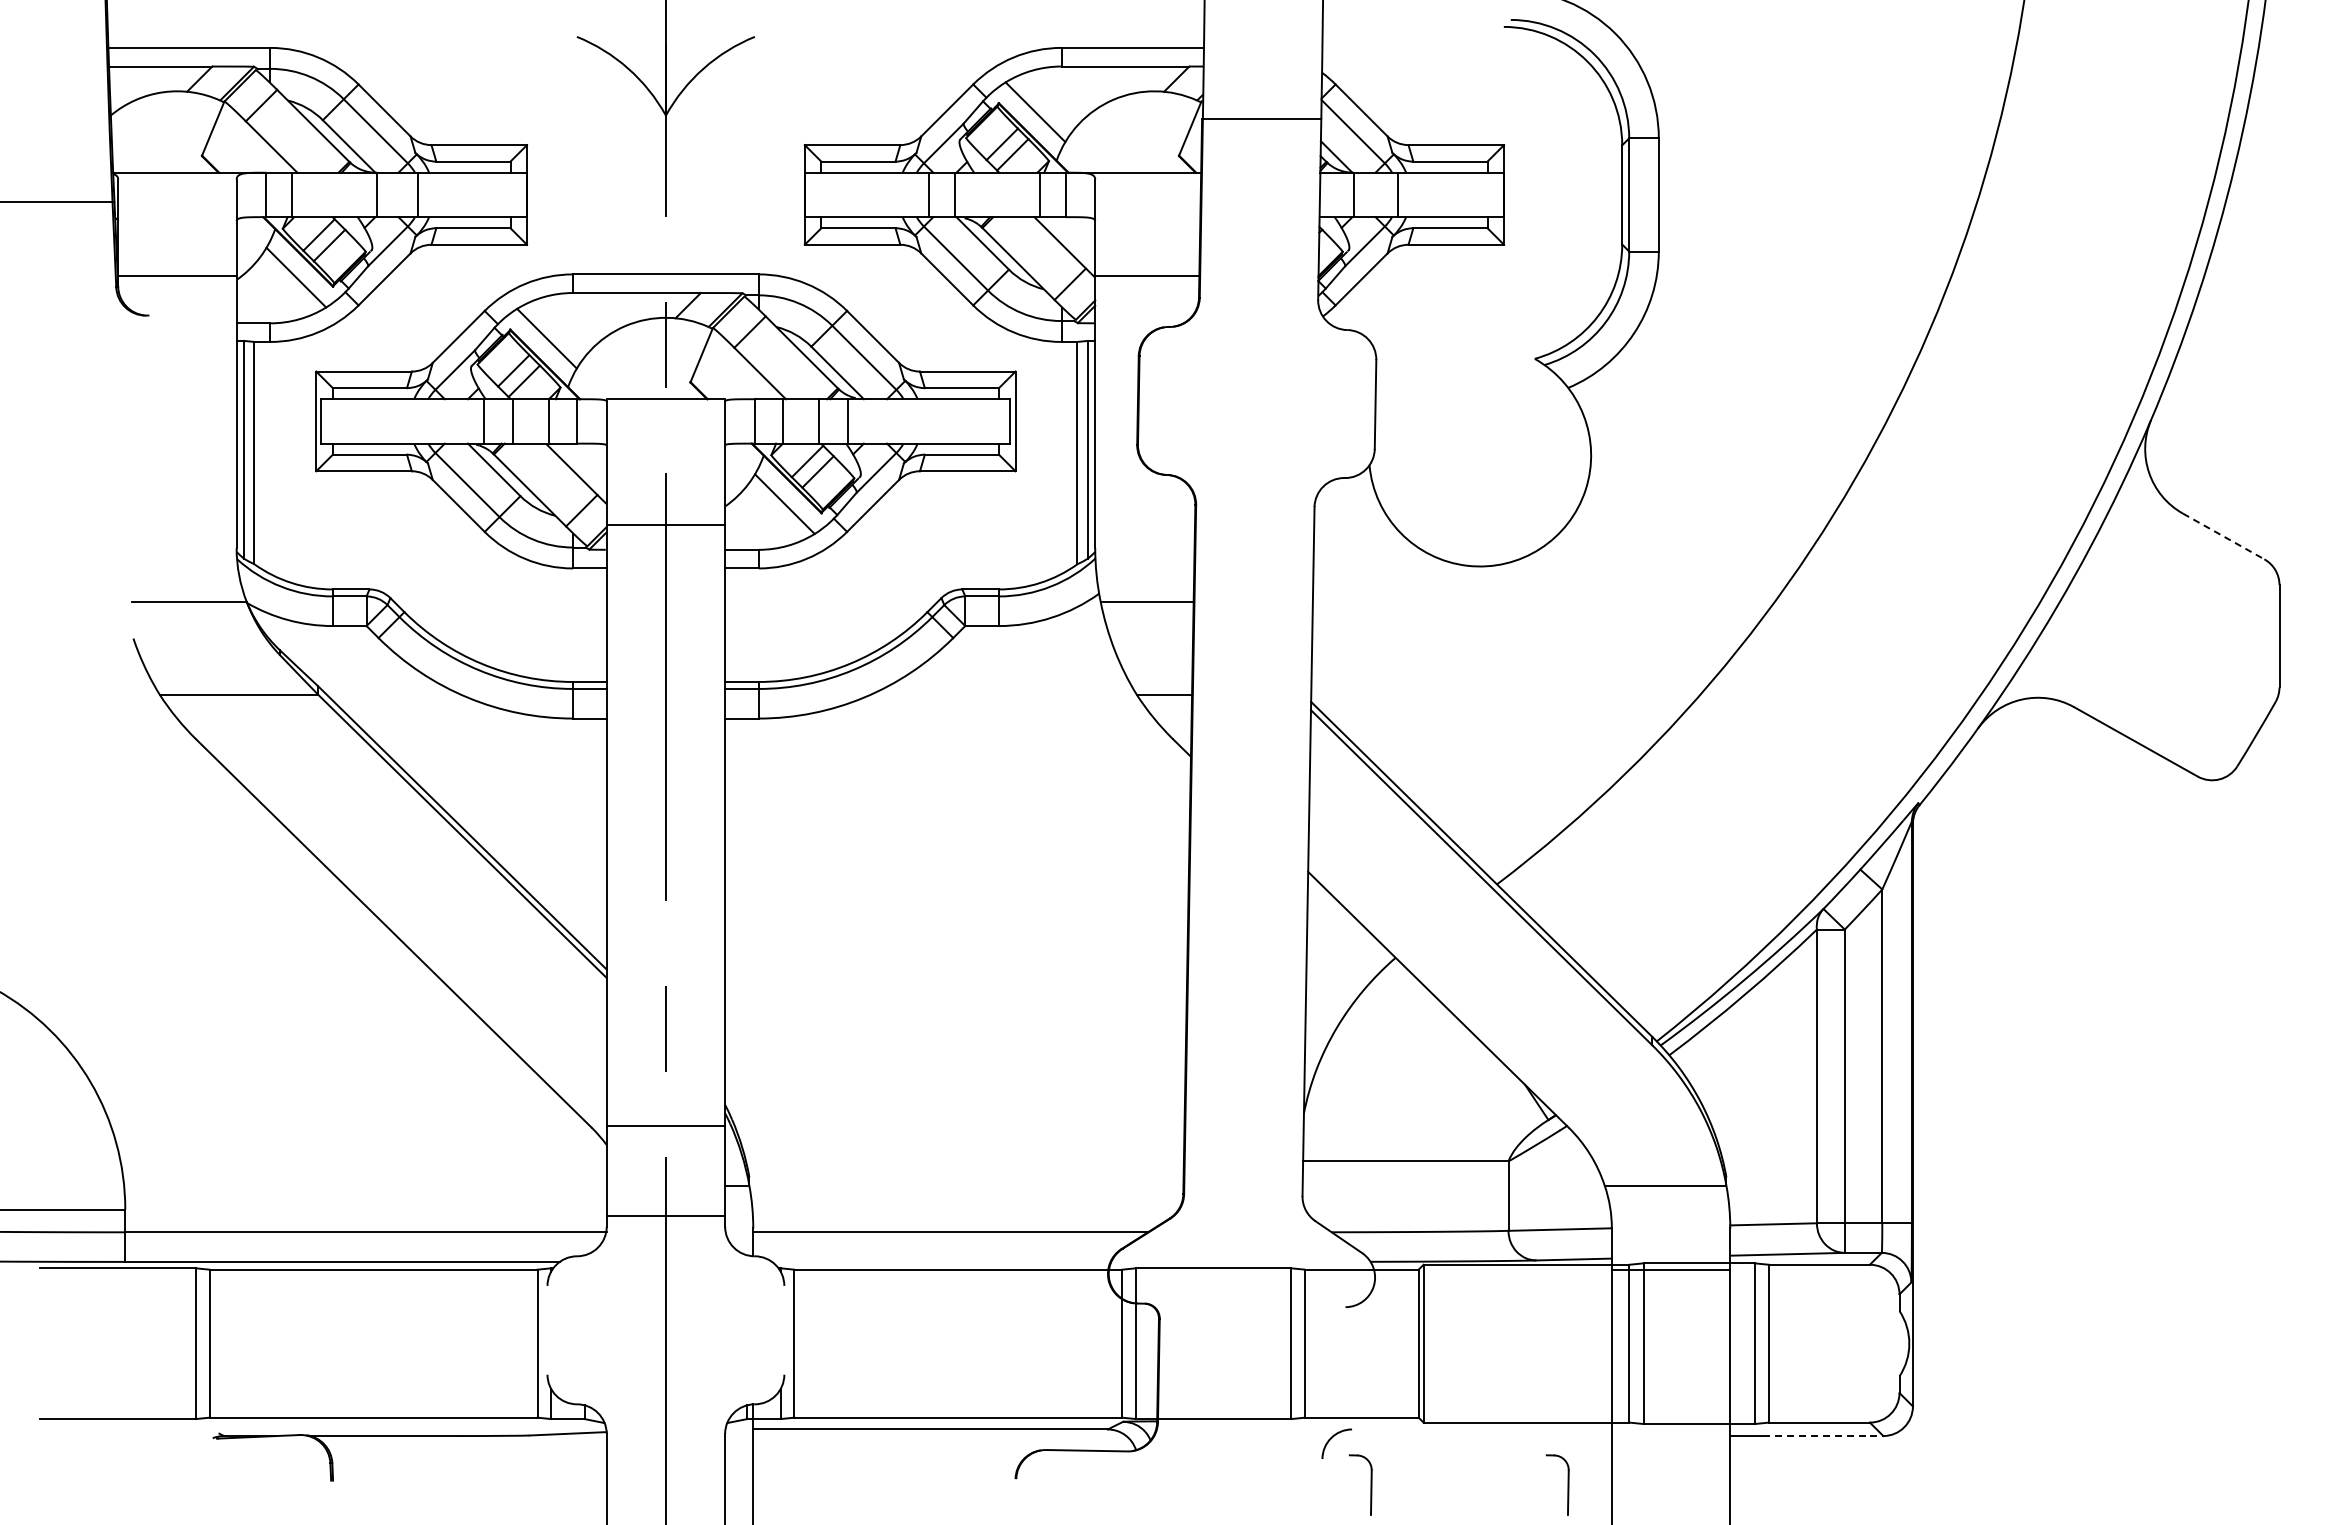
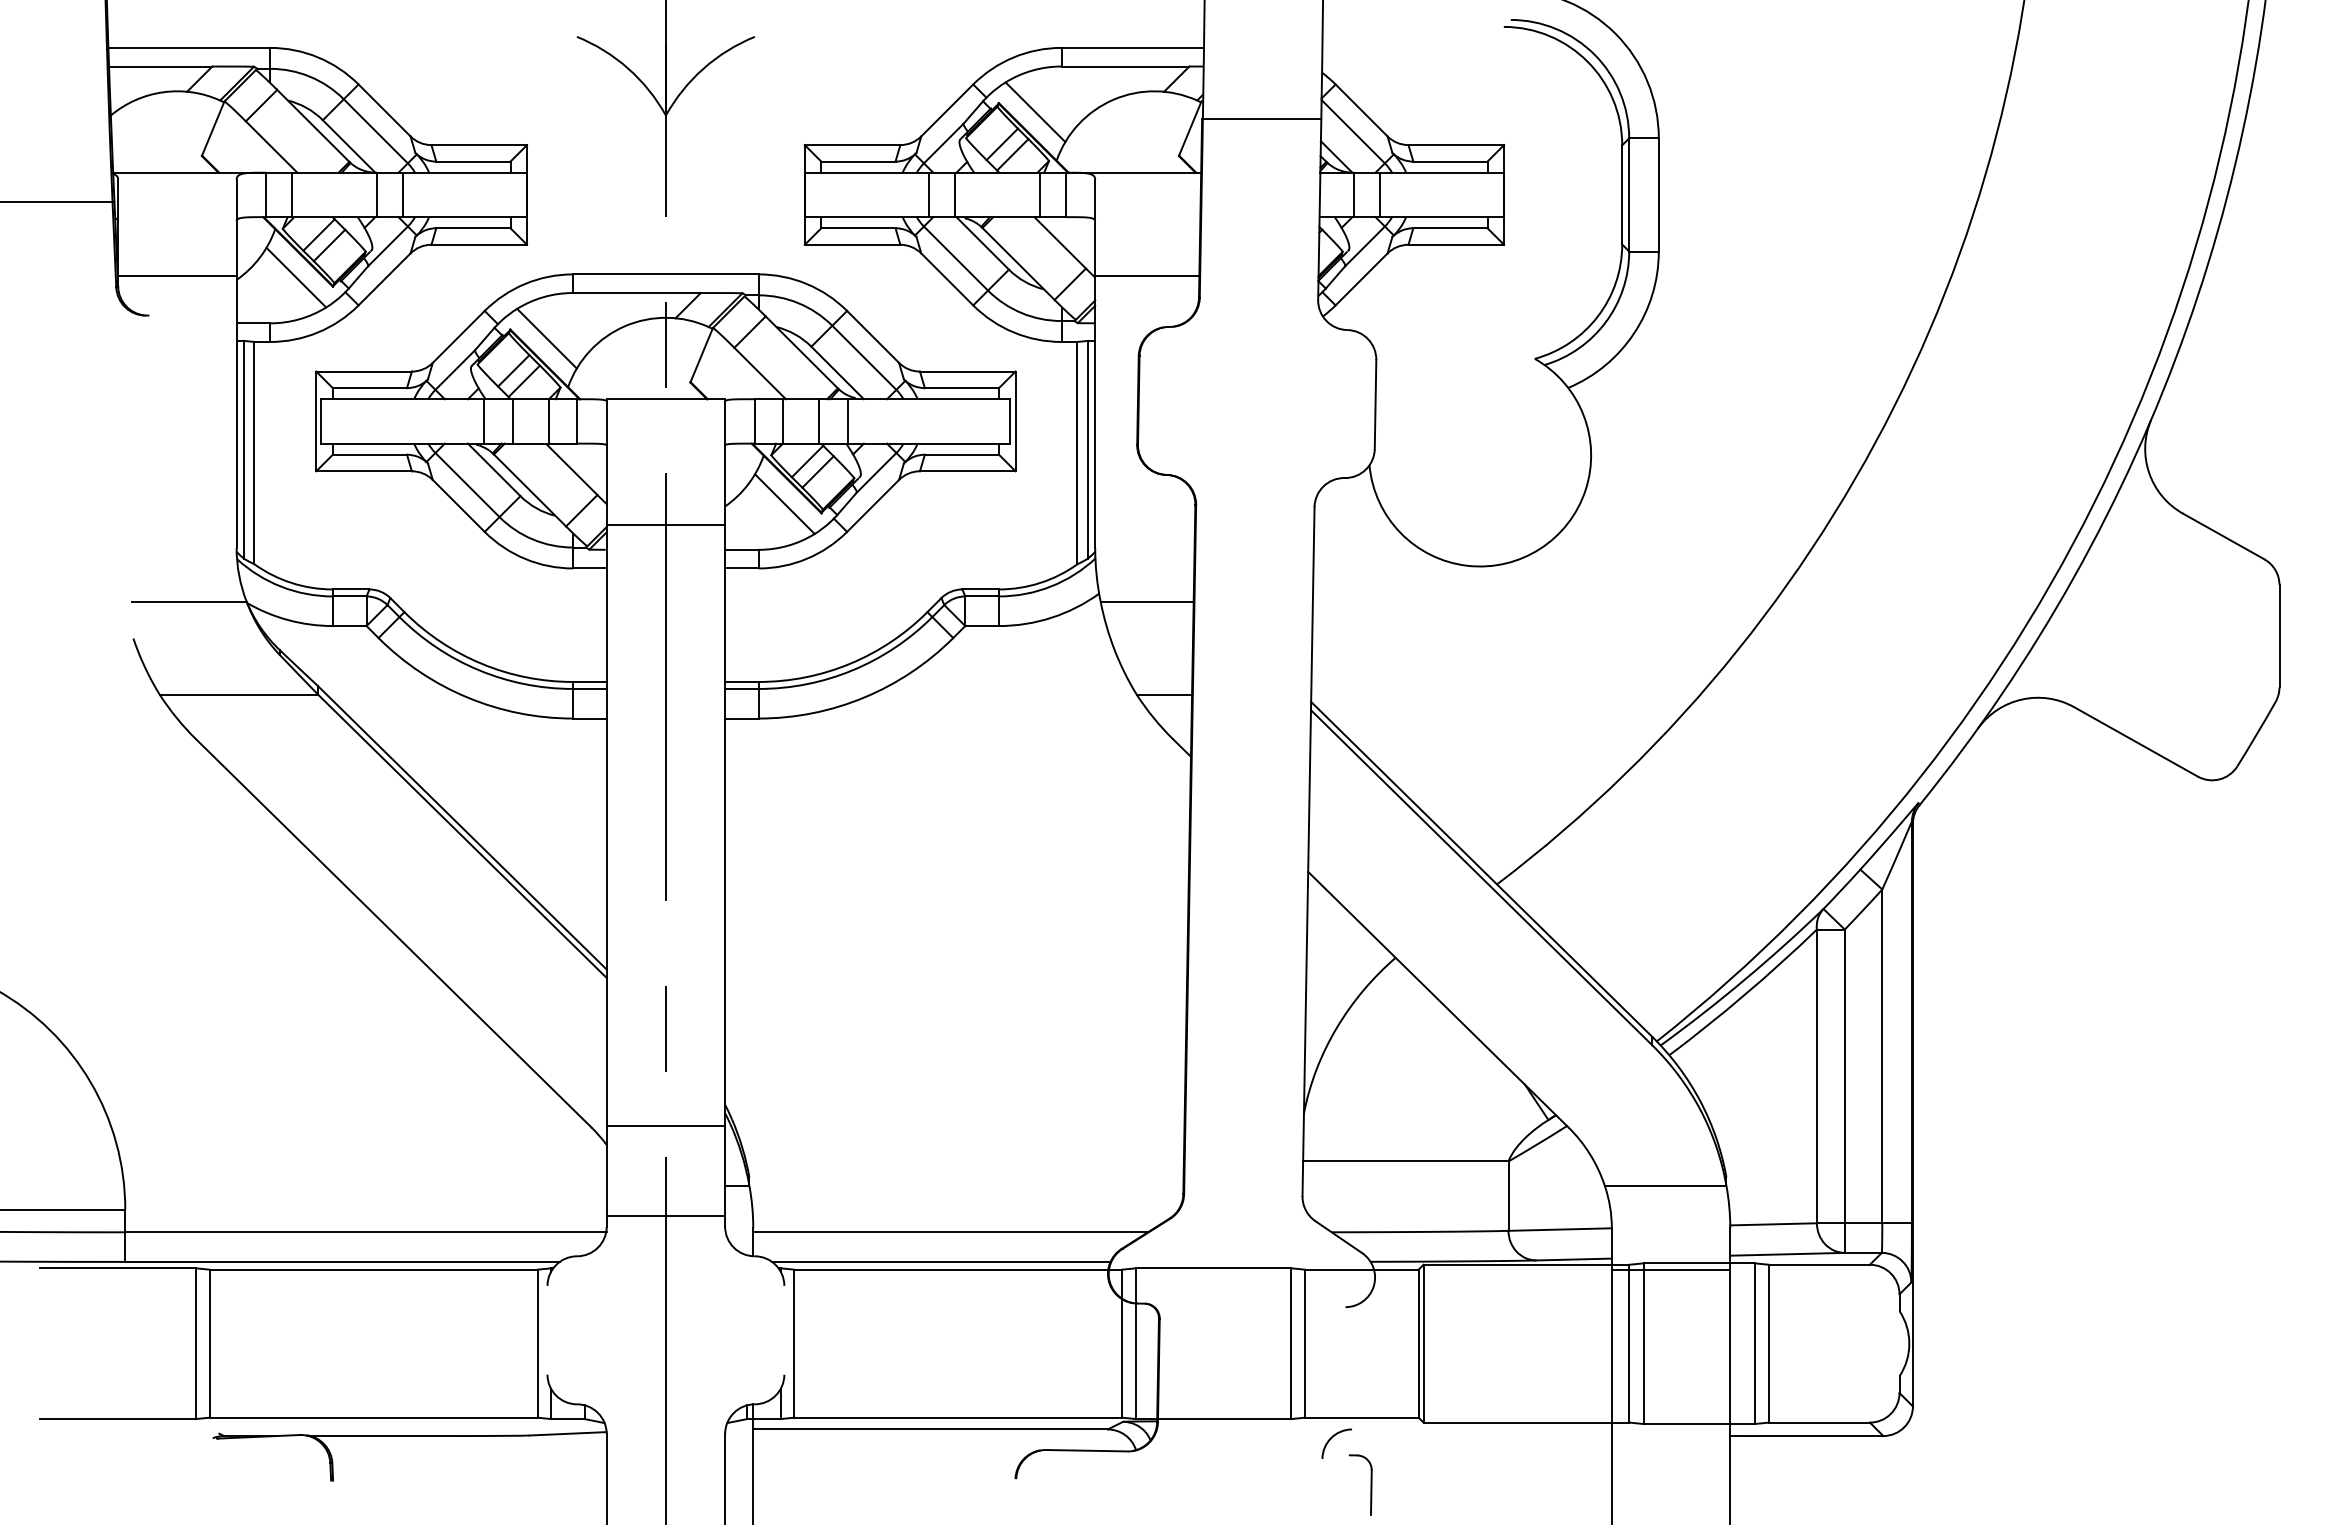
line position: (417, 194) -> (402, 194) (402, 194)
line position: (1398, 194) -> (1380, 194) (1380, 194)
line: dashed -> solid (2223, 536)
line: none -> present (941, 1261)
line: dashed -> solid (1823, 1436)
part: present -> none (1567, 1484)
